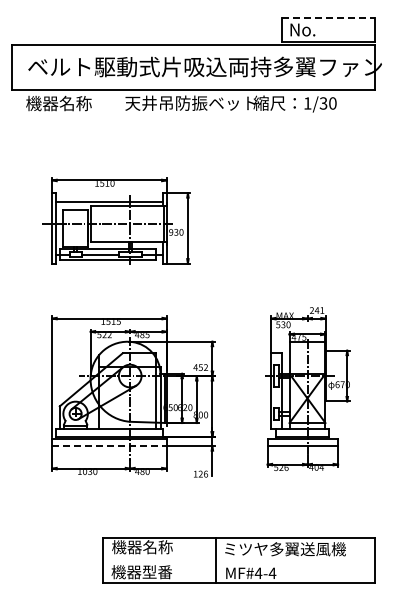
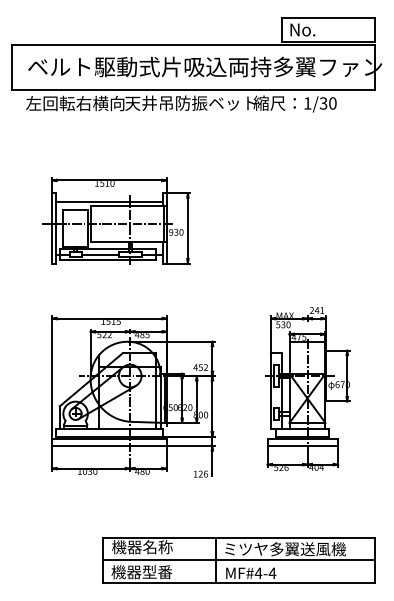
line: dashed -> solid (328, 18)
text: 機器名称 -> 左回転右横向 (75, 103)
line: dashed -> solid (109, 446)
line: none -> present (238, 560)
